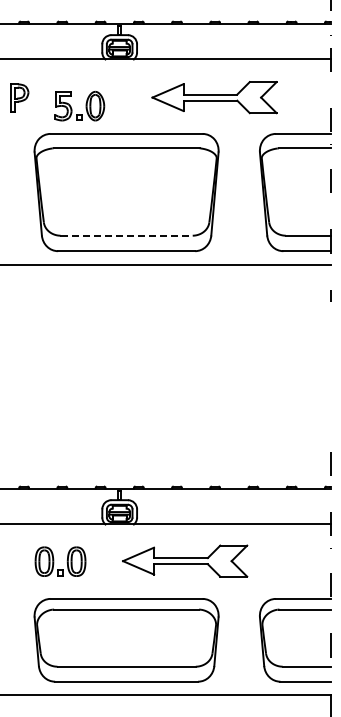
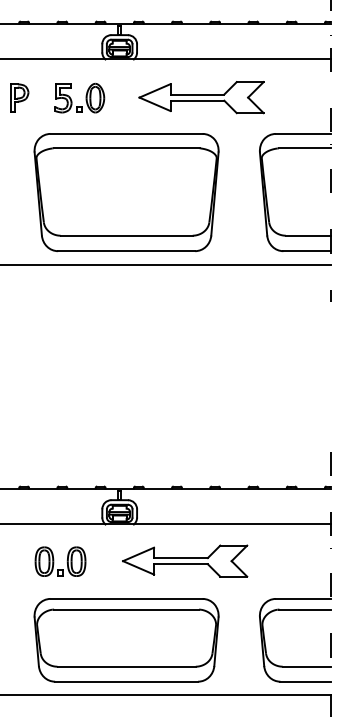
part position: (214, 97) -> (201, 97) (201, 97)
part position: (79, 105) -> (79, 97) (79, 97)
line: dashed -> solid (126, 235)
